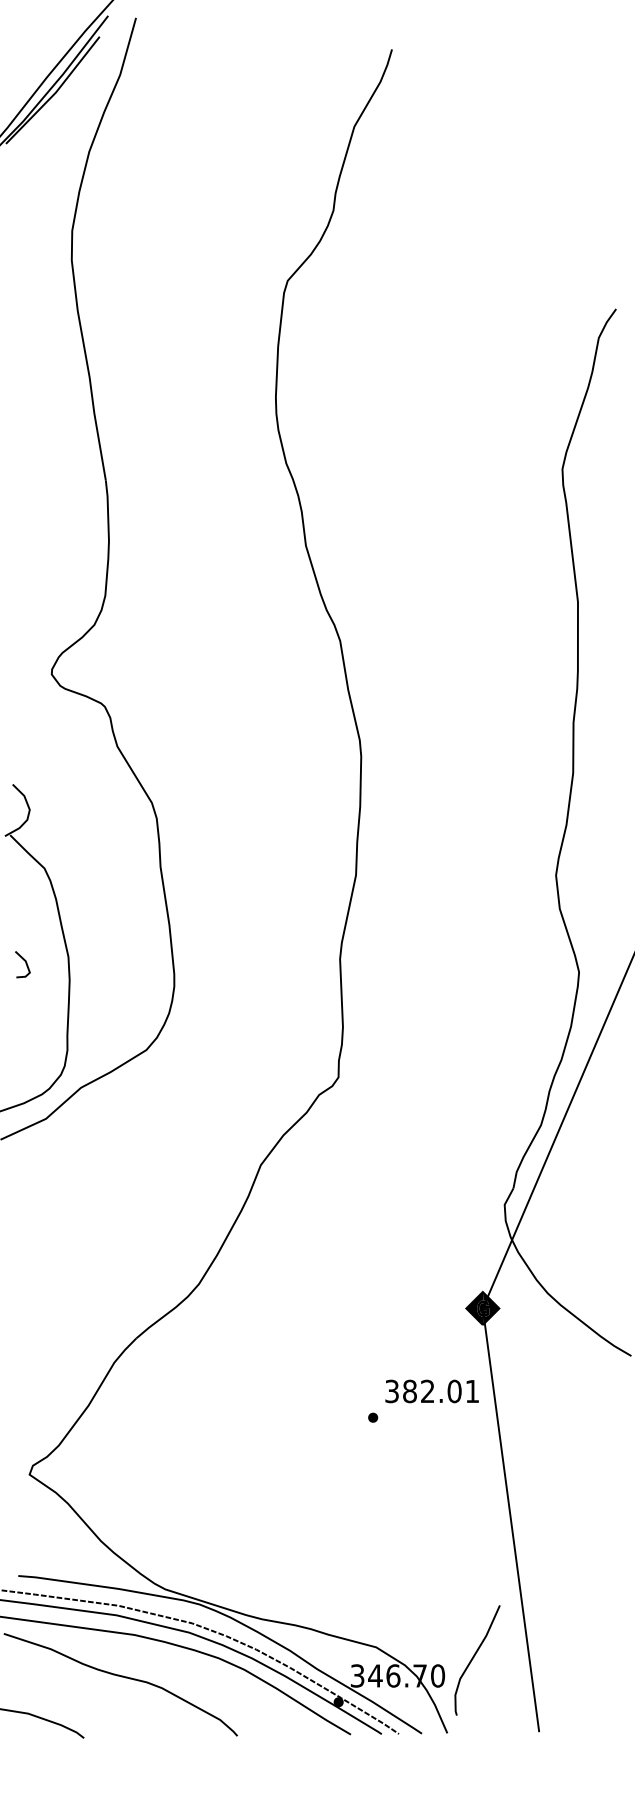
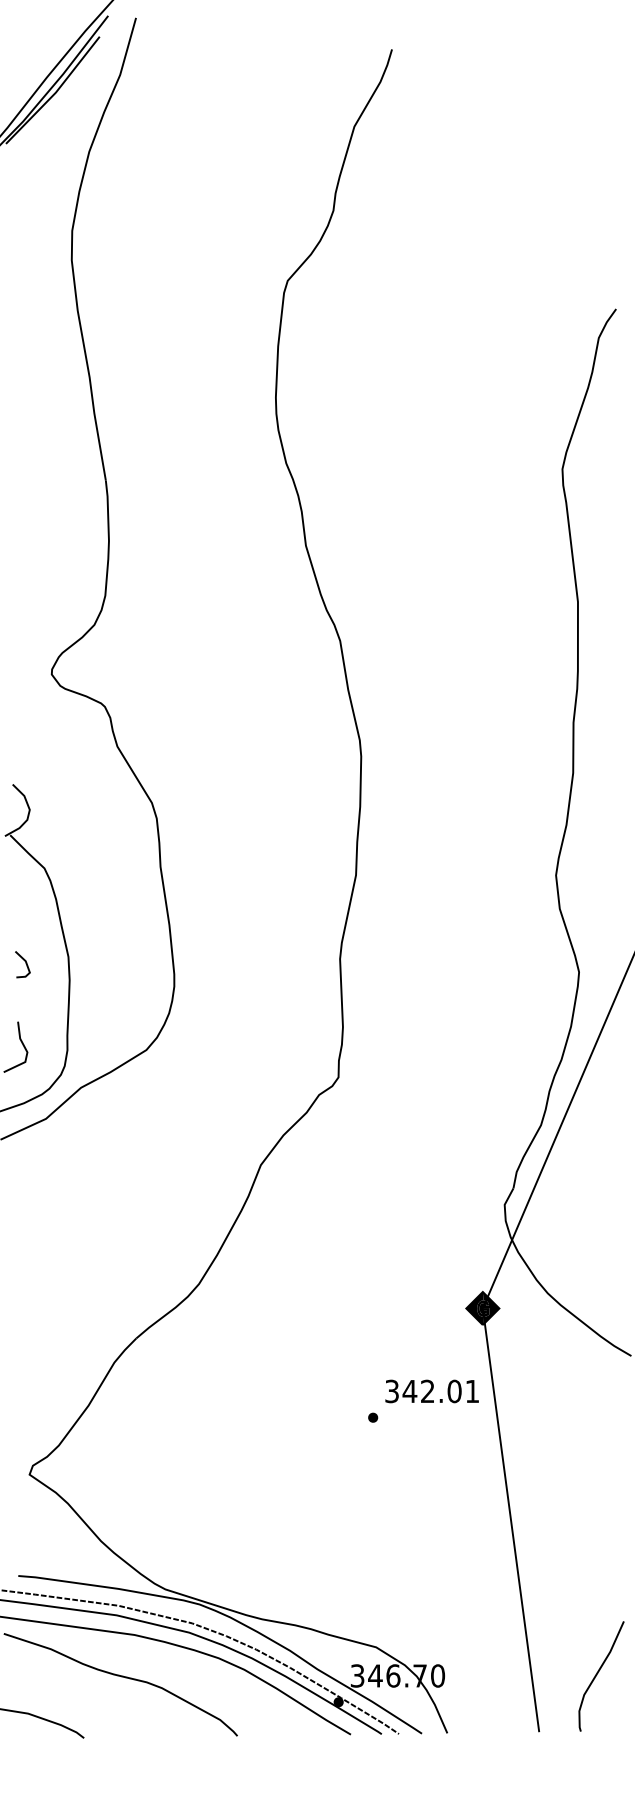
line: none -> present (21, 1043)
text: 382.01 -> 342.01 (409, 1391)
curve position: (473, 1659) -> (597, 1675) (597, 1675)
